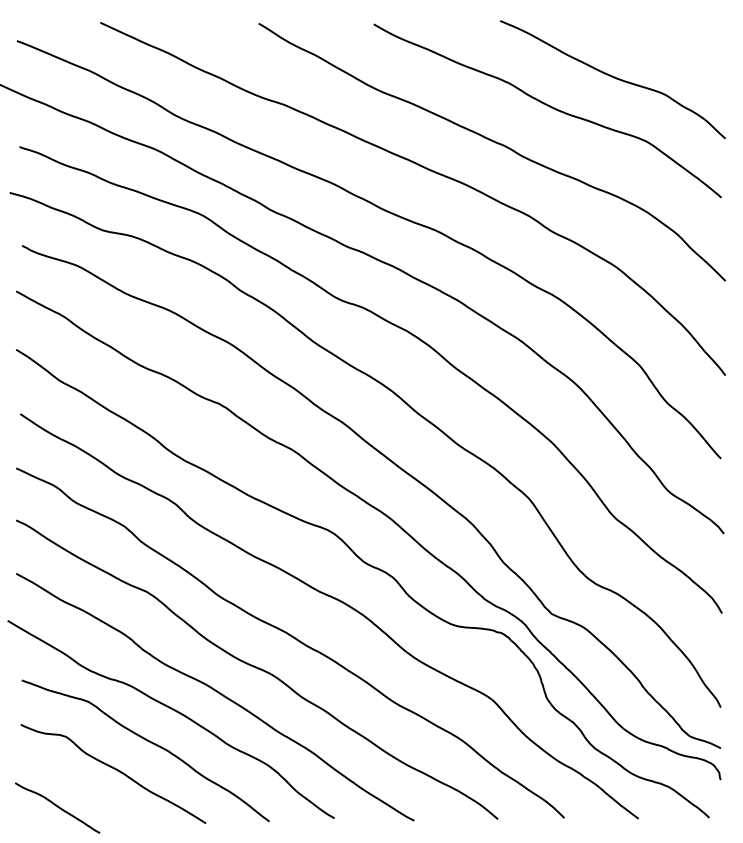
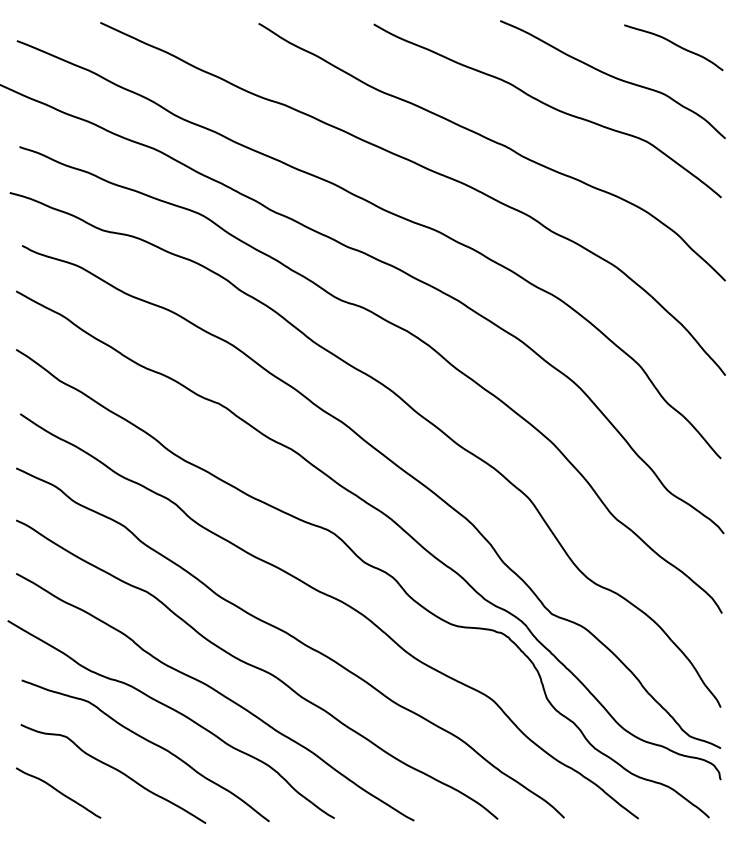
curve: none -> present (675, 45)
curve position: (57, 807) -> (58, 792) (58, 792)
